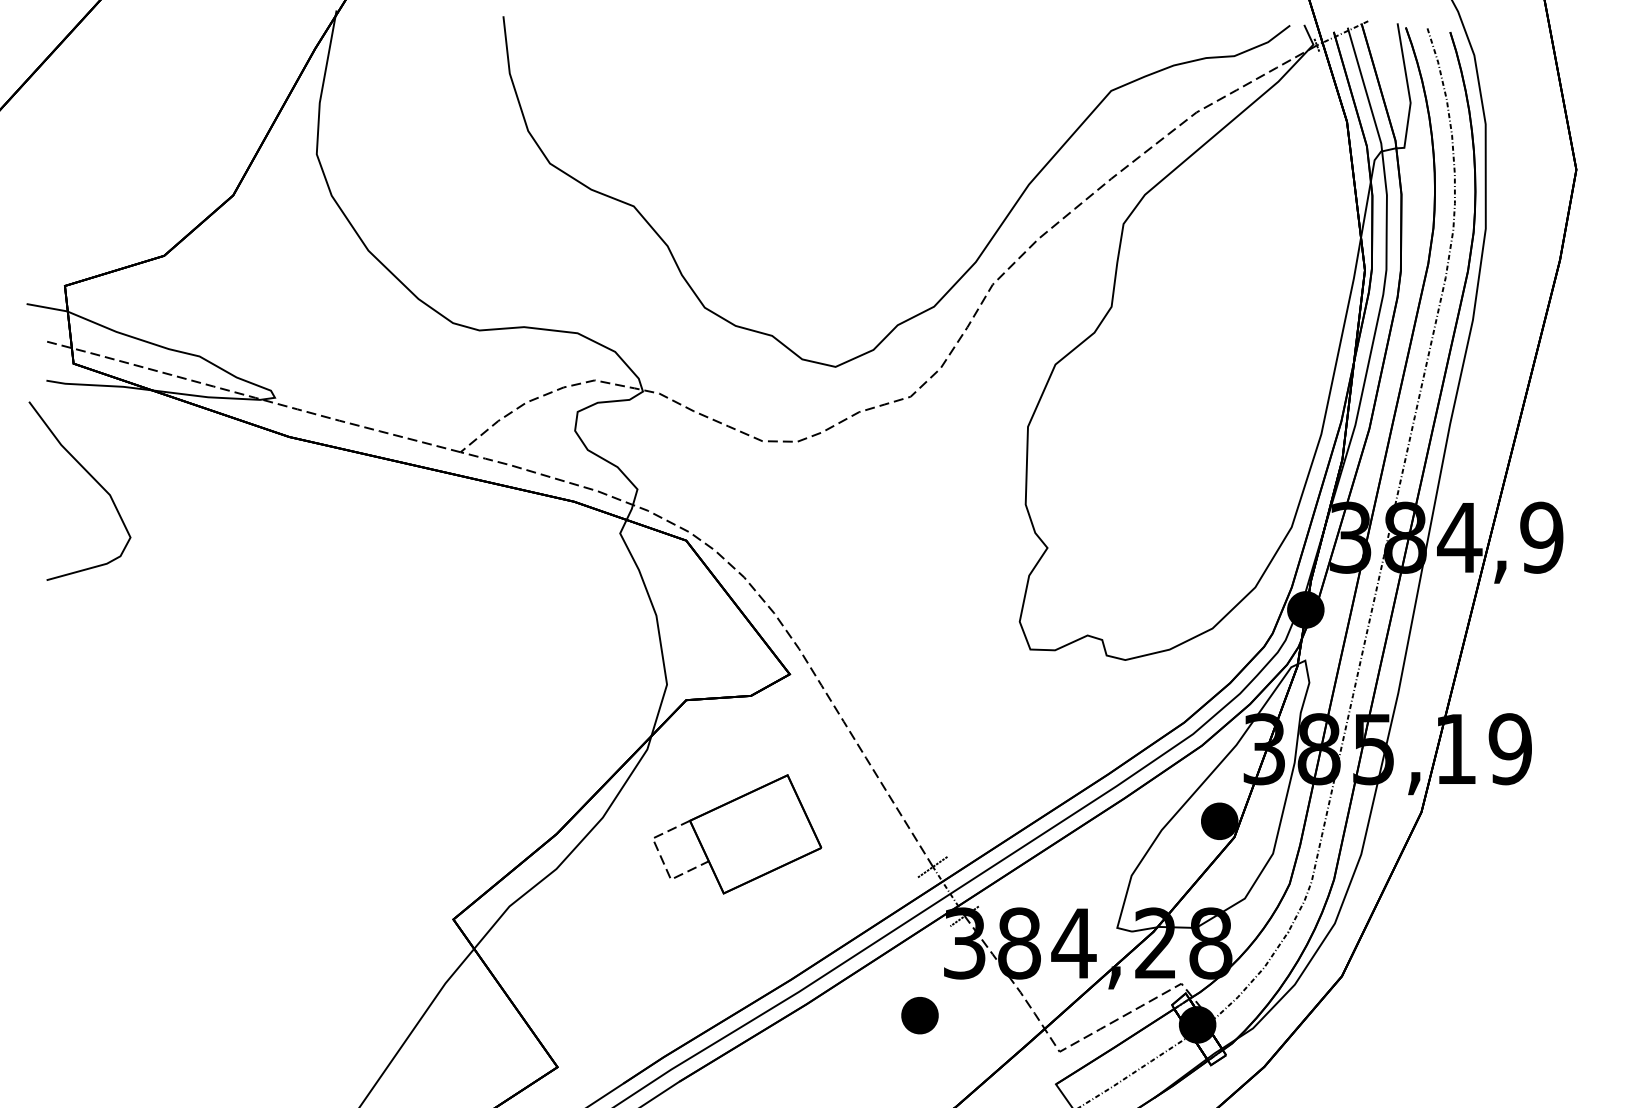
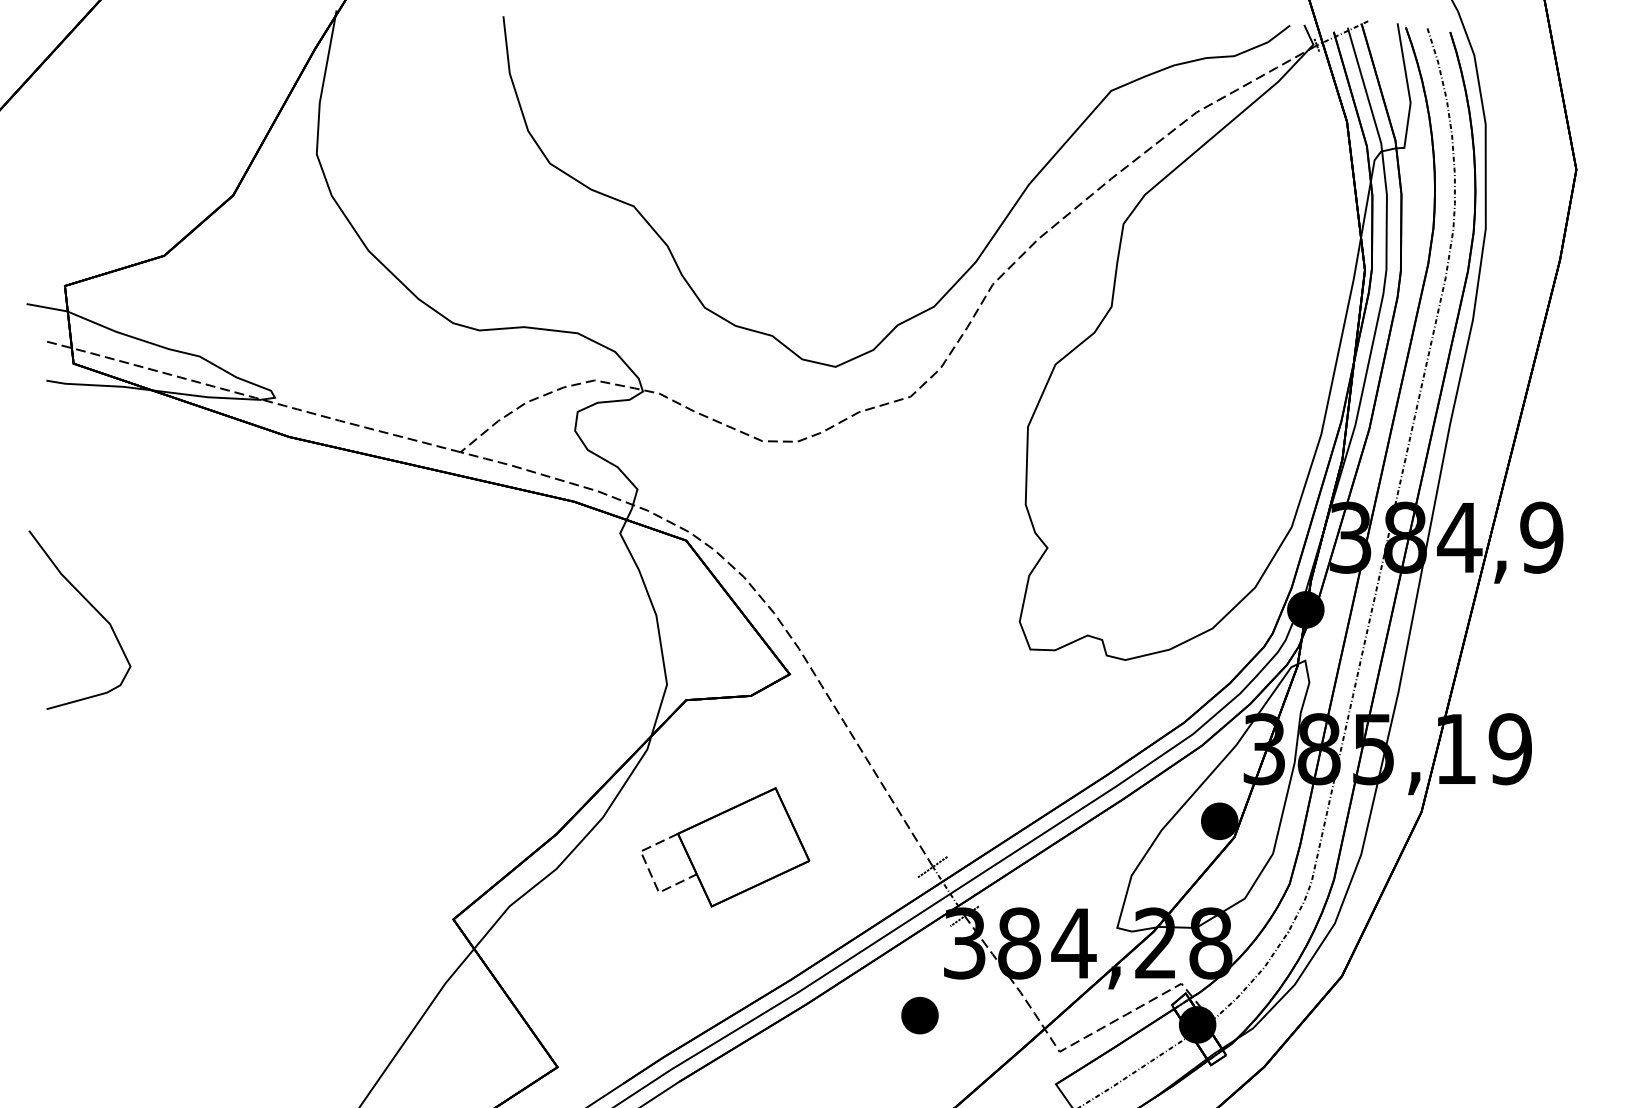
curve position: (91, 477) -> (91, 606) (91, 606)
part position: (737, 834) -> (725, 847) (725, 847)
